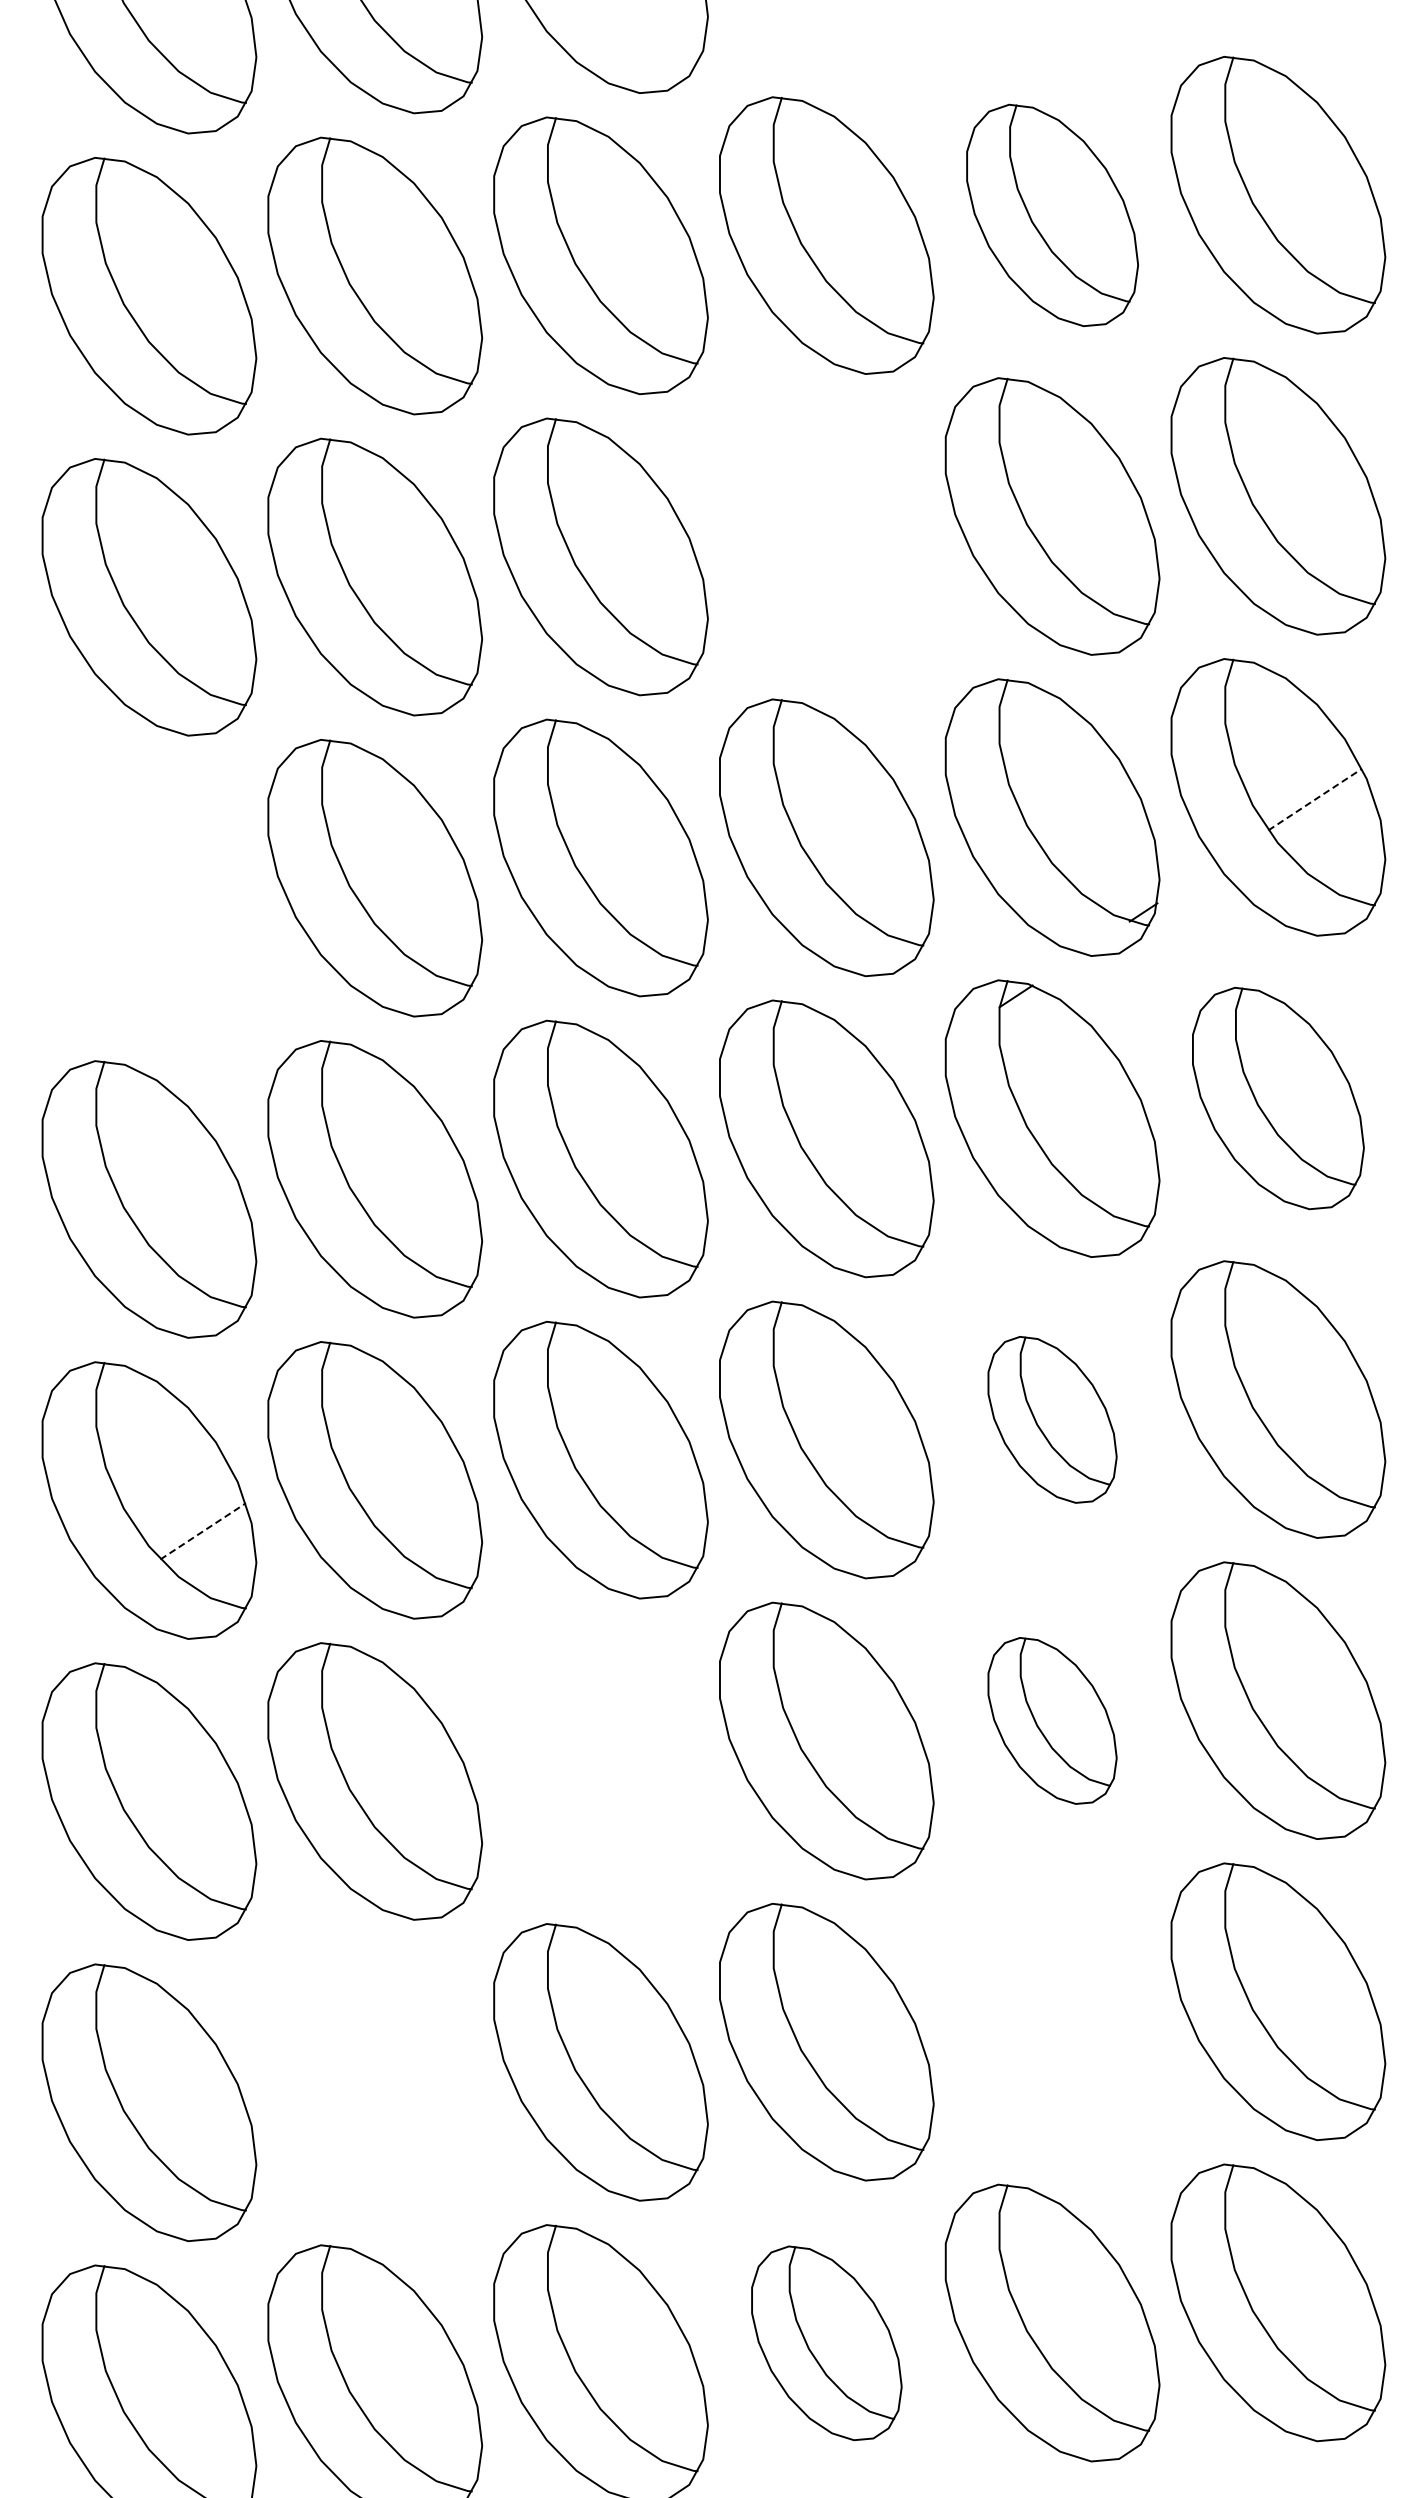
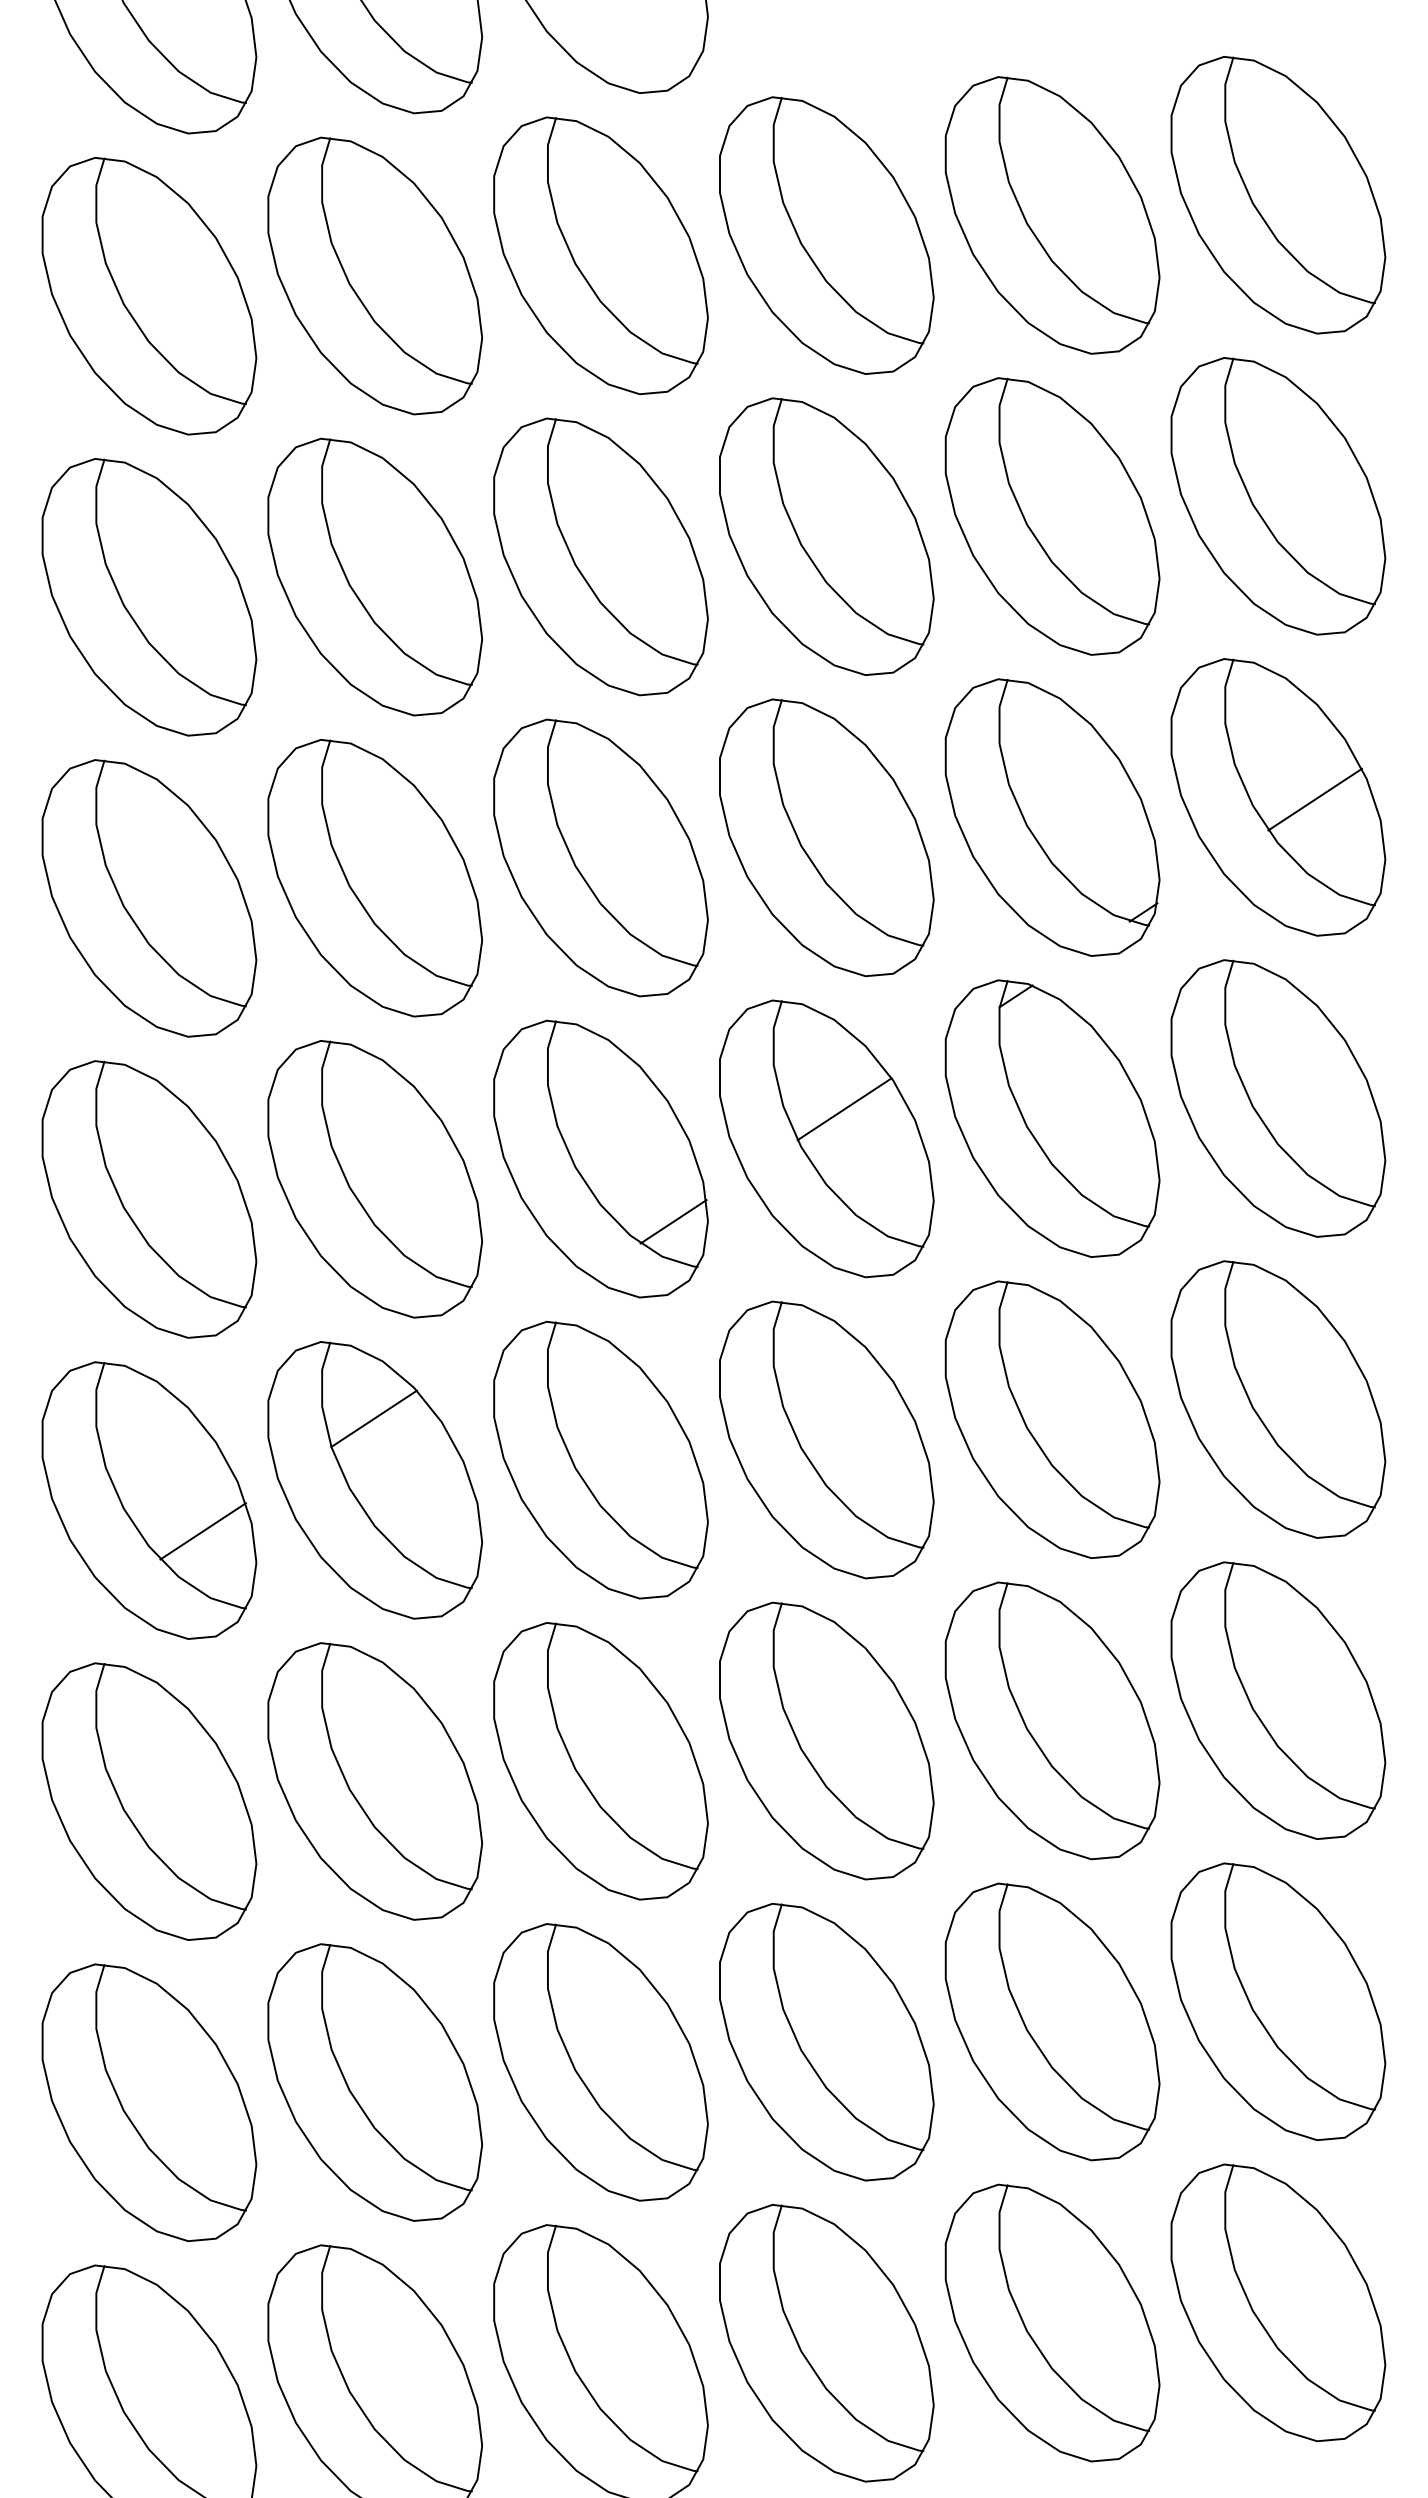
part size: 173x224 px -> 217x279 px (1052, 215)
part: none -> present (826, 536)
line: dashed -> solid (1315, 799)
part: none -> present (149, 898)
part size: 173x224 px -> 217x279 px (1278, 1098)
line: none -> present (844, 1109)
line: none -> present (673, 1221)
line: none -> present (373, 1418)
part size: 131x168 px -> 217x280 px (1052, 1419)
line: dashed -> solid (203, 1531)
part size: 131x168 px -> 217x280 px (1052, 1720)
part: none -> present (600, 1761)
part: none -> present (1052, 2021)
part: none -> present (375, 2082)
part size: 152x197 px -> 216x279 px (826, 2343)
